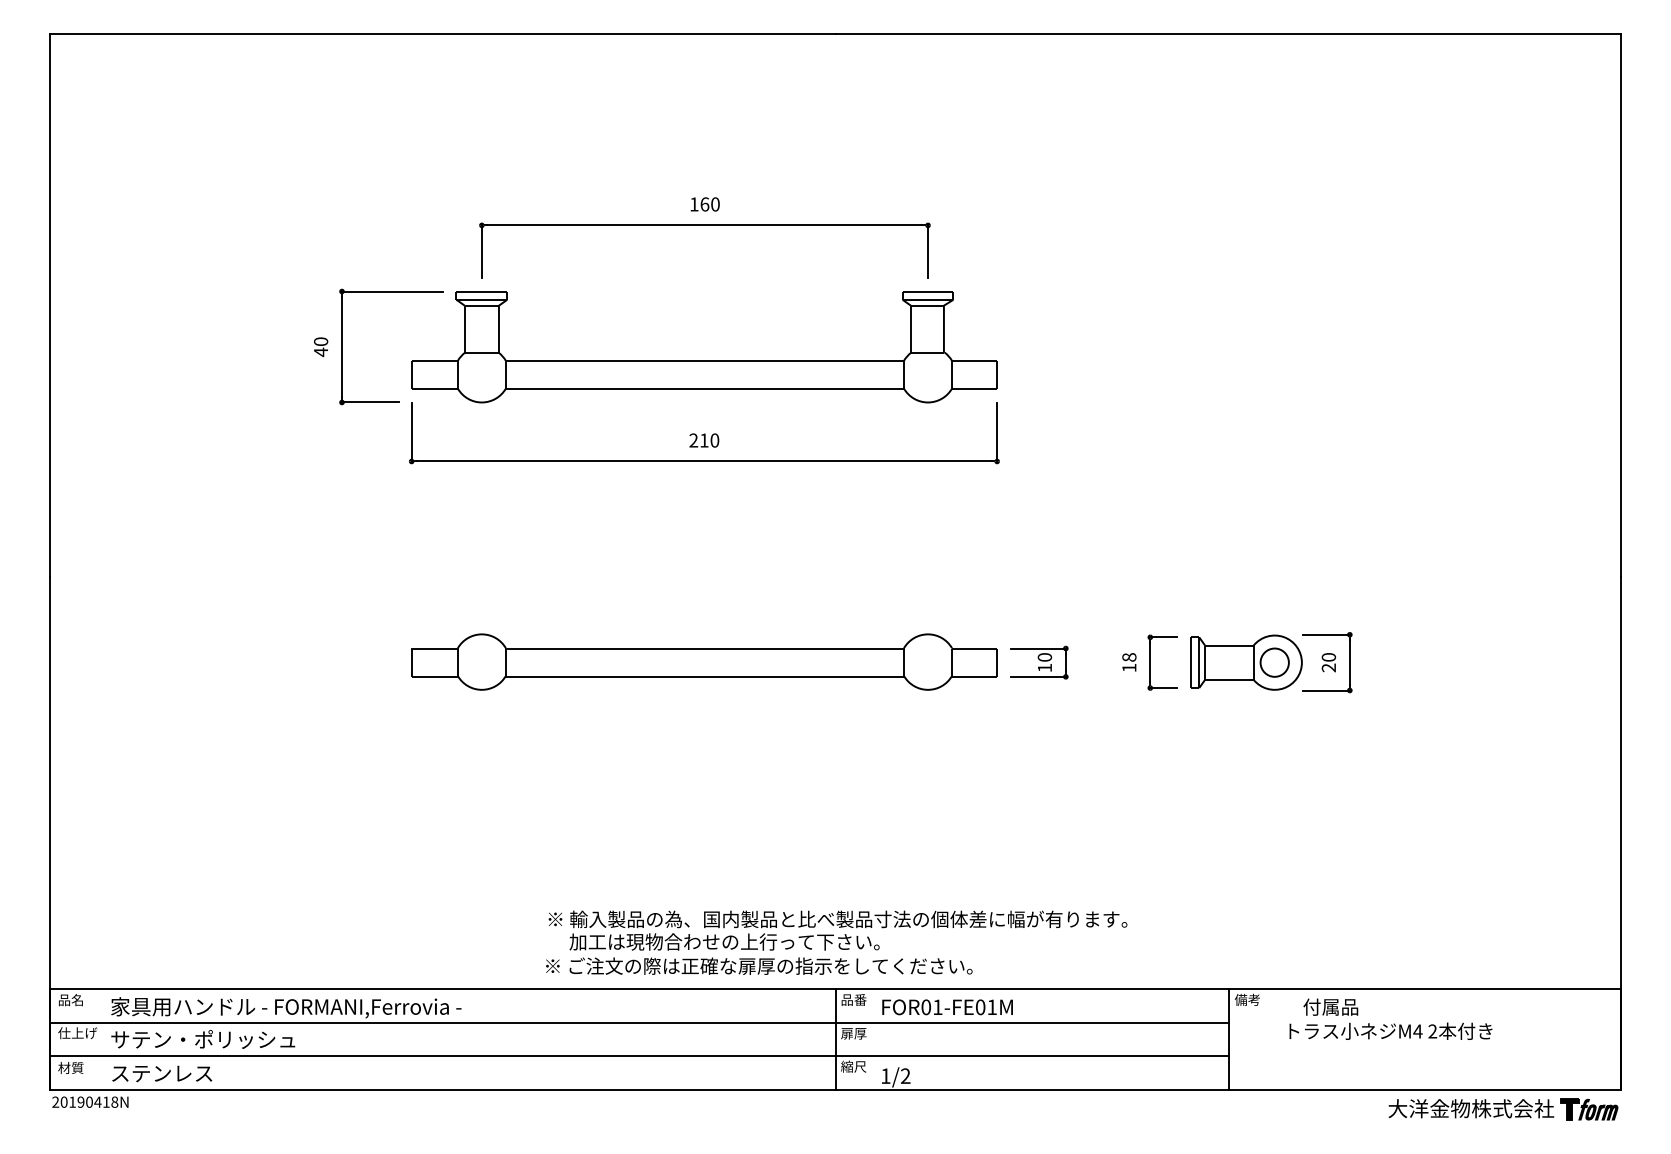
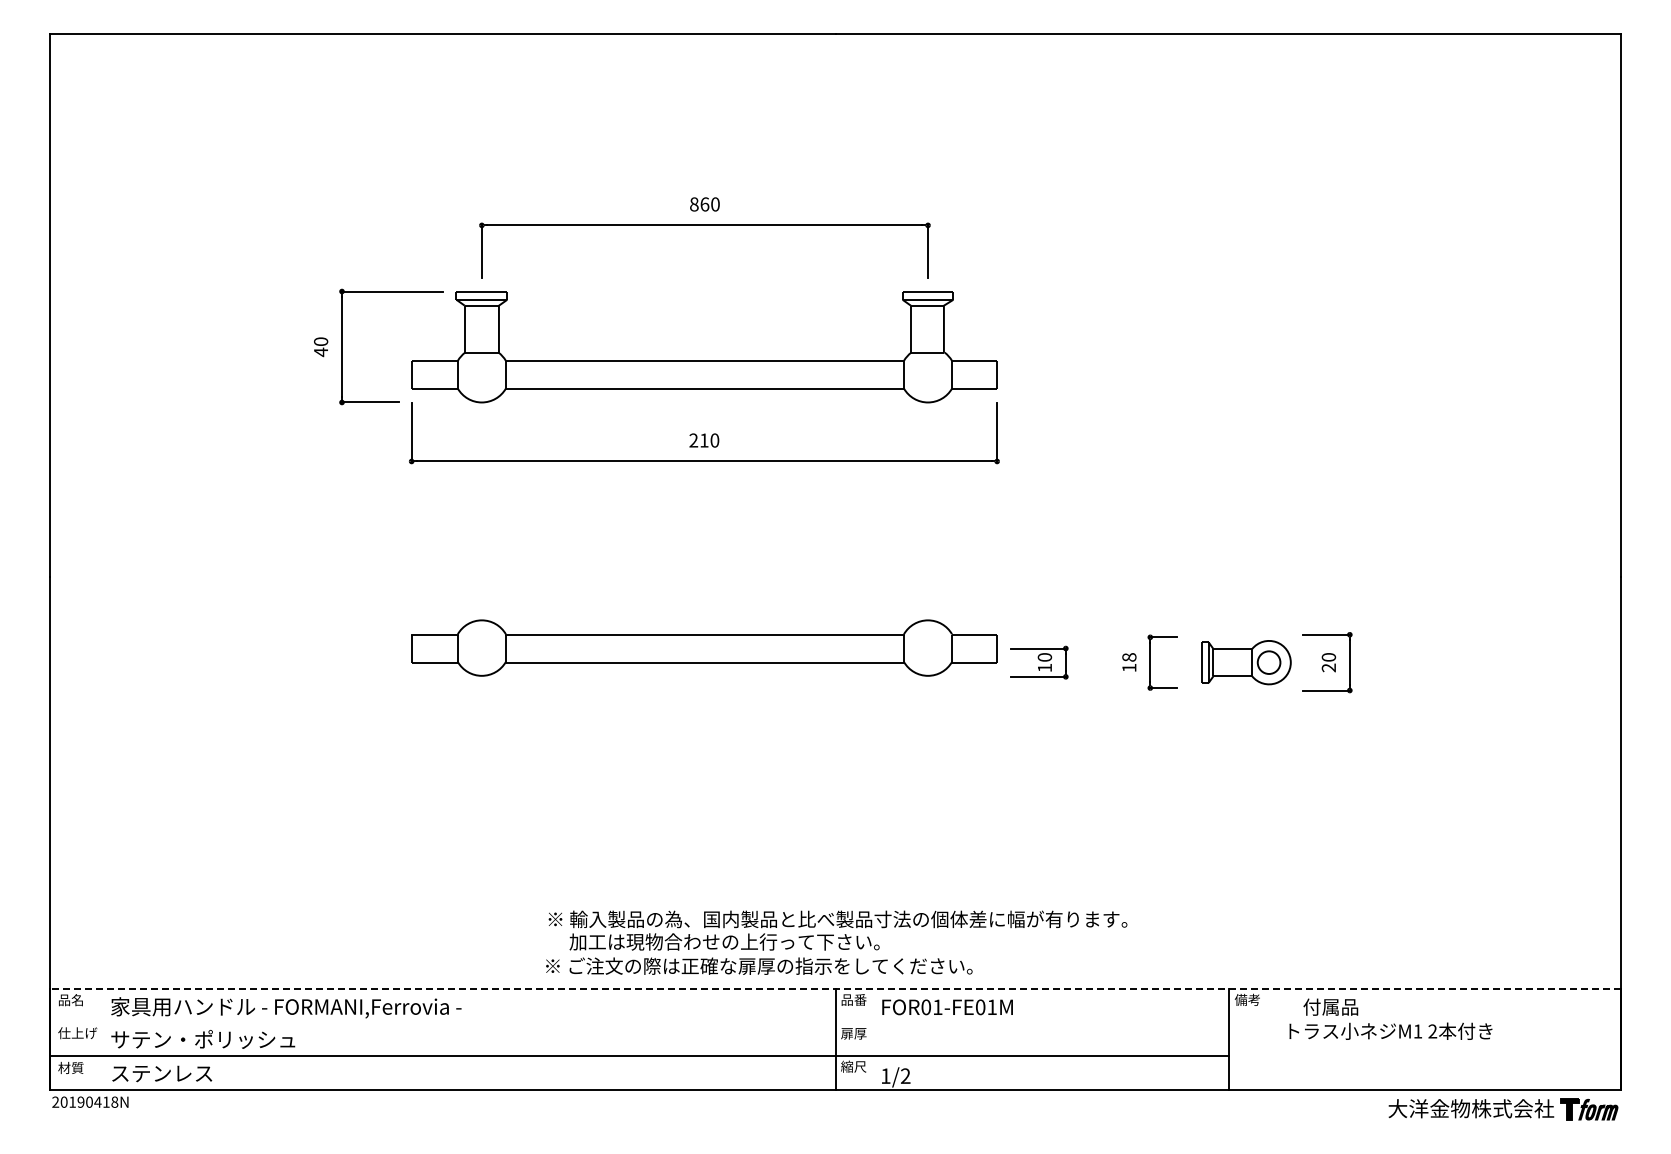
text: 160 -> 860 (694, 204)
part position: (704, 661) -> (704, 647) (704, 647)
part size: 113x57 px -> 91x46 px (1246, 662)
line: solid -> dashed (835, 989)
line: present -> none (639, 1022)
text: M4 -> M1 (1417, 1031)
